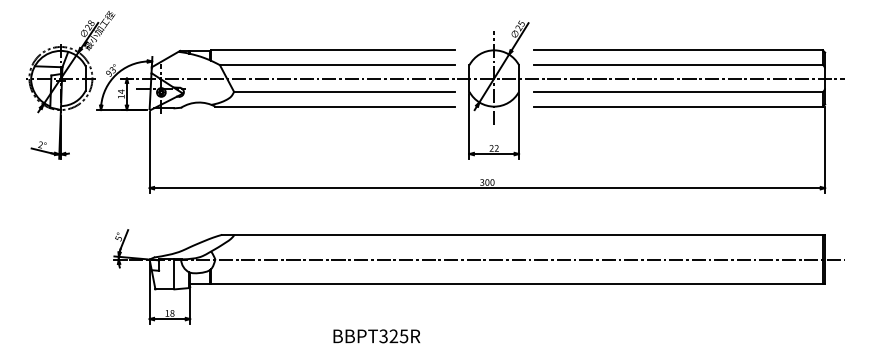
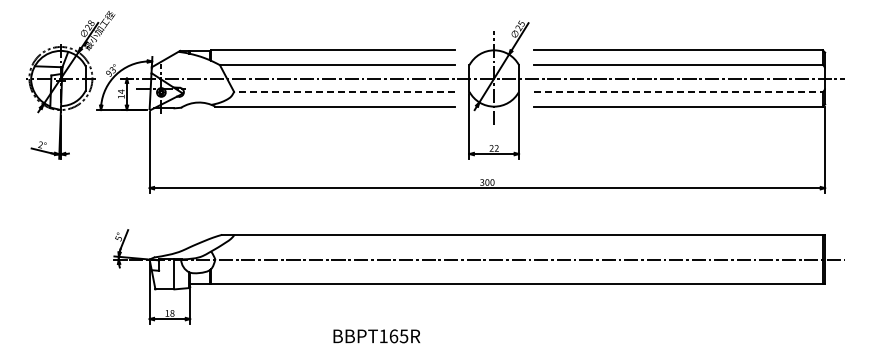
line: solid -> dashed (344, 91)
line: solid -> dashed (678, 91)
text: BBPT325R -> BBPT165R (388, 336)
